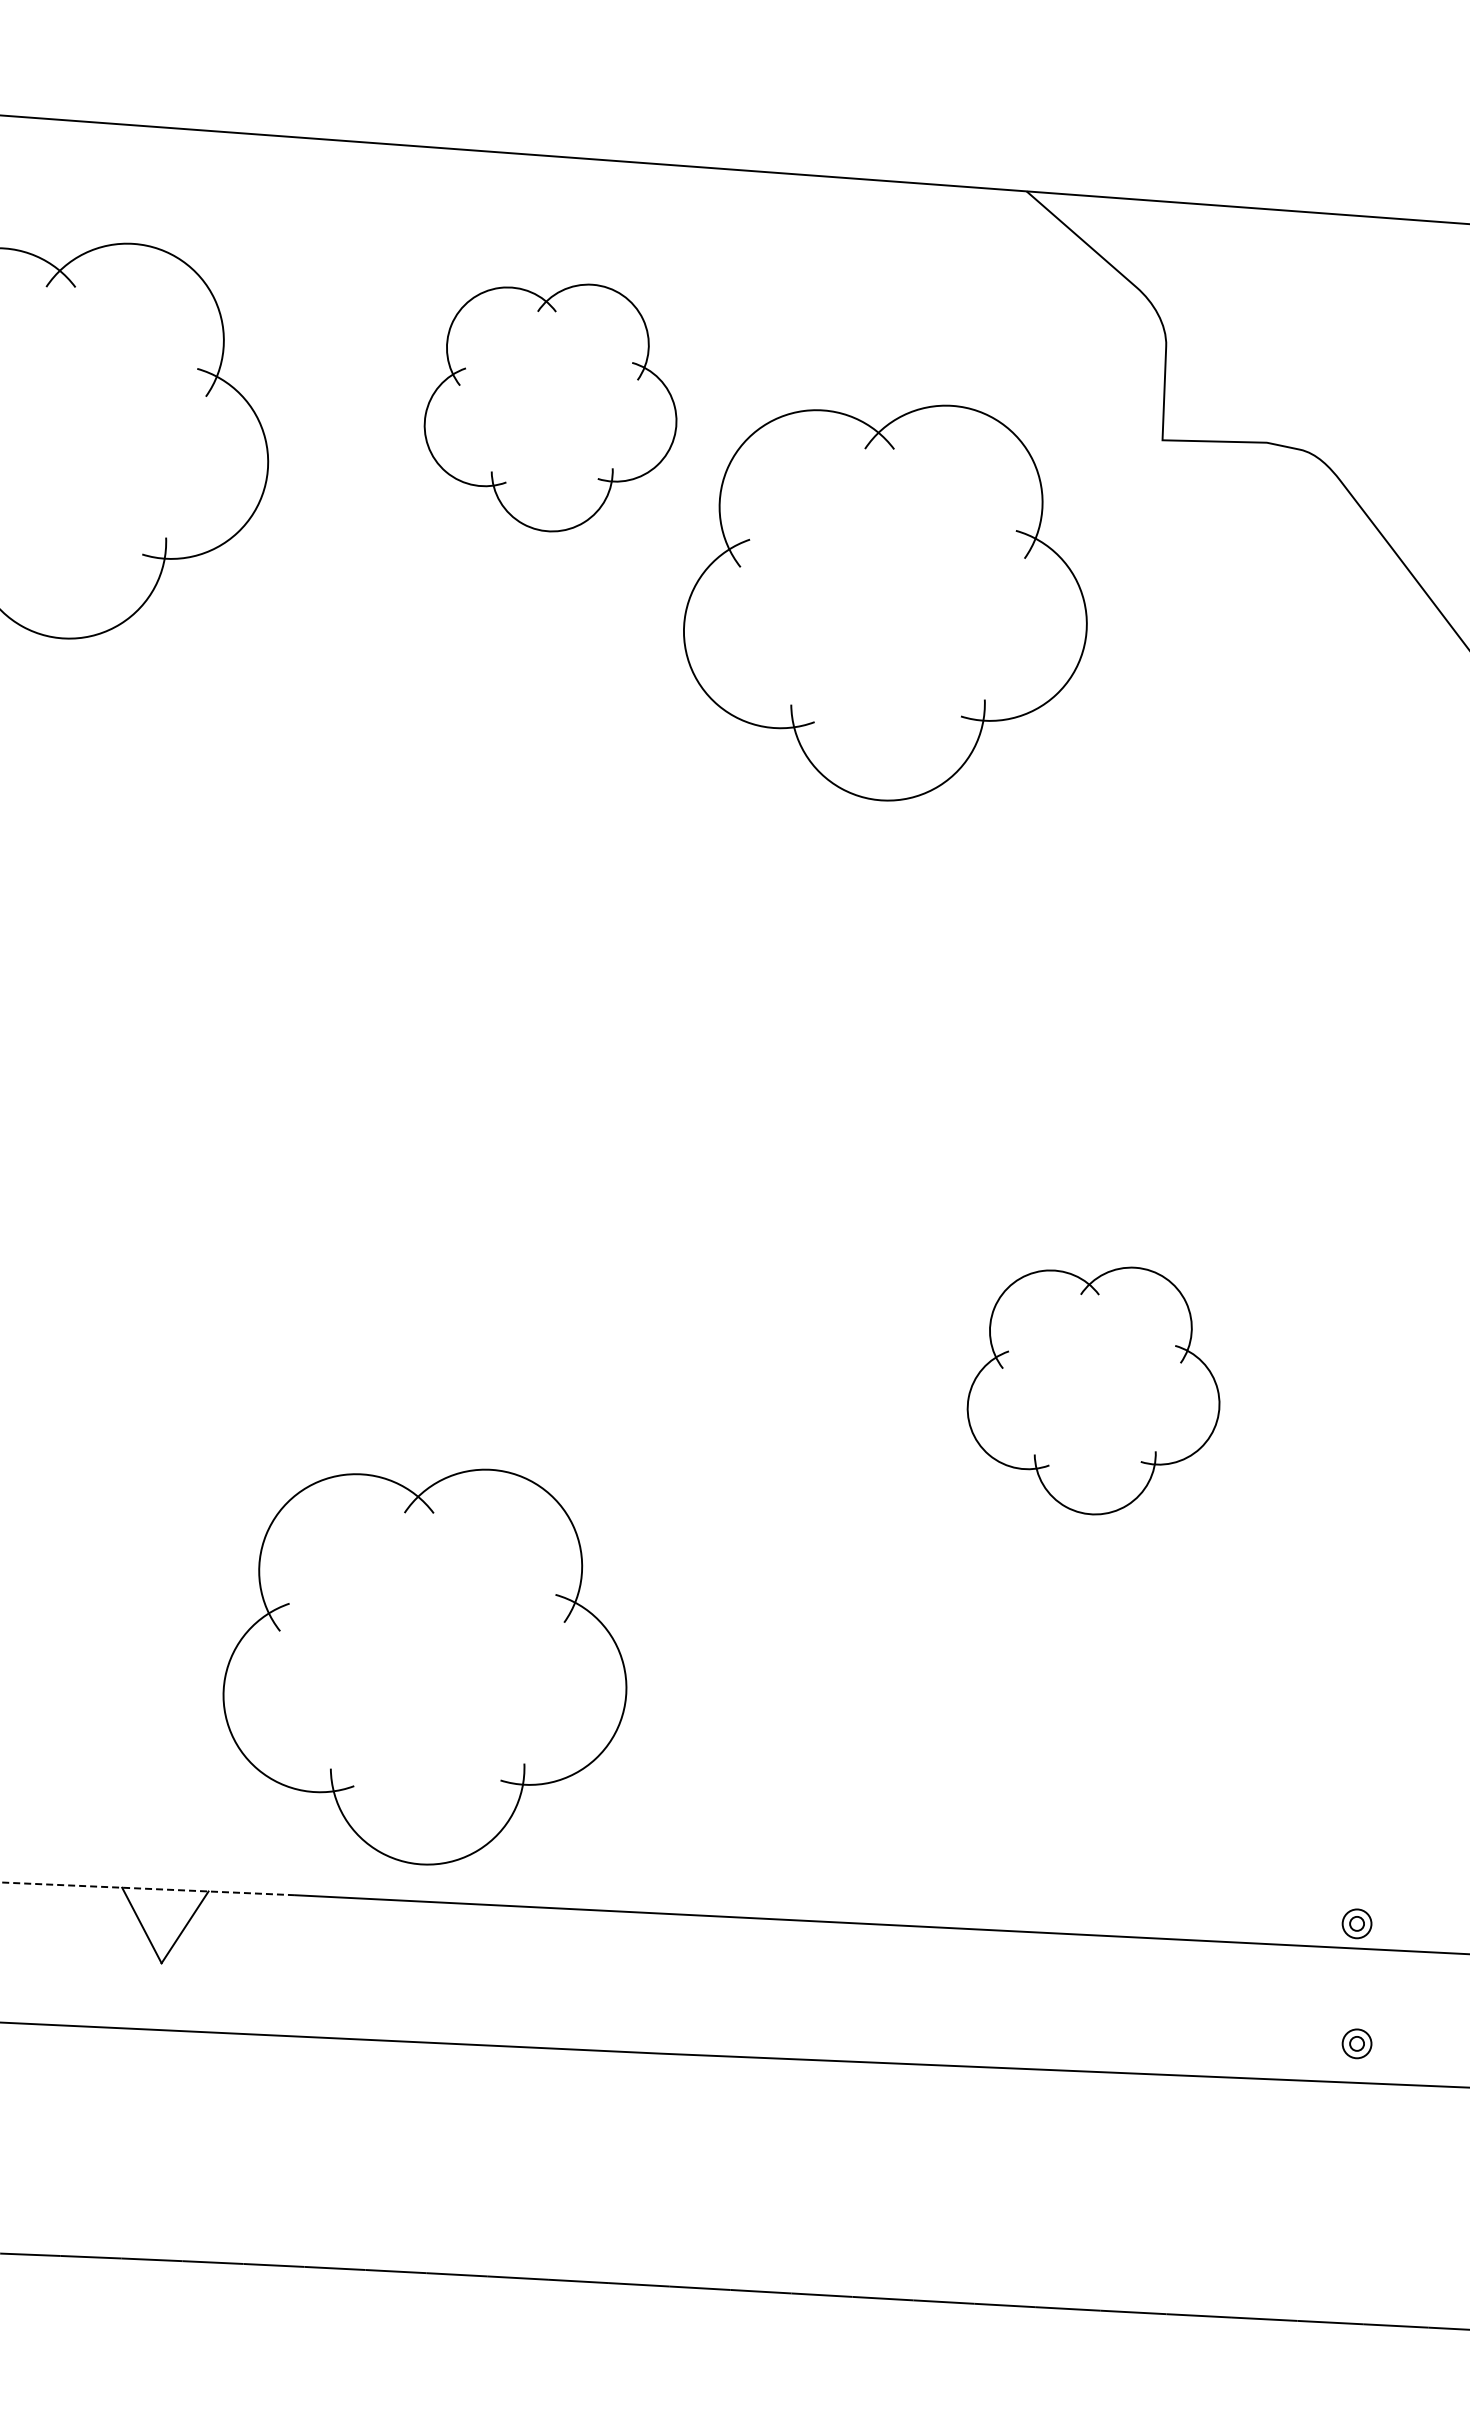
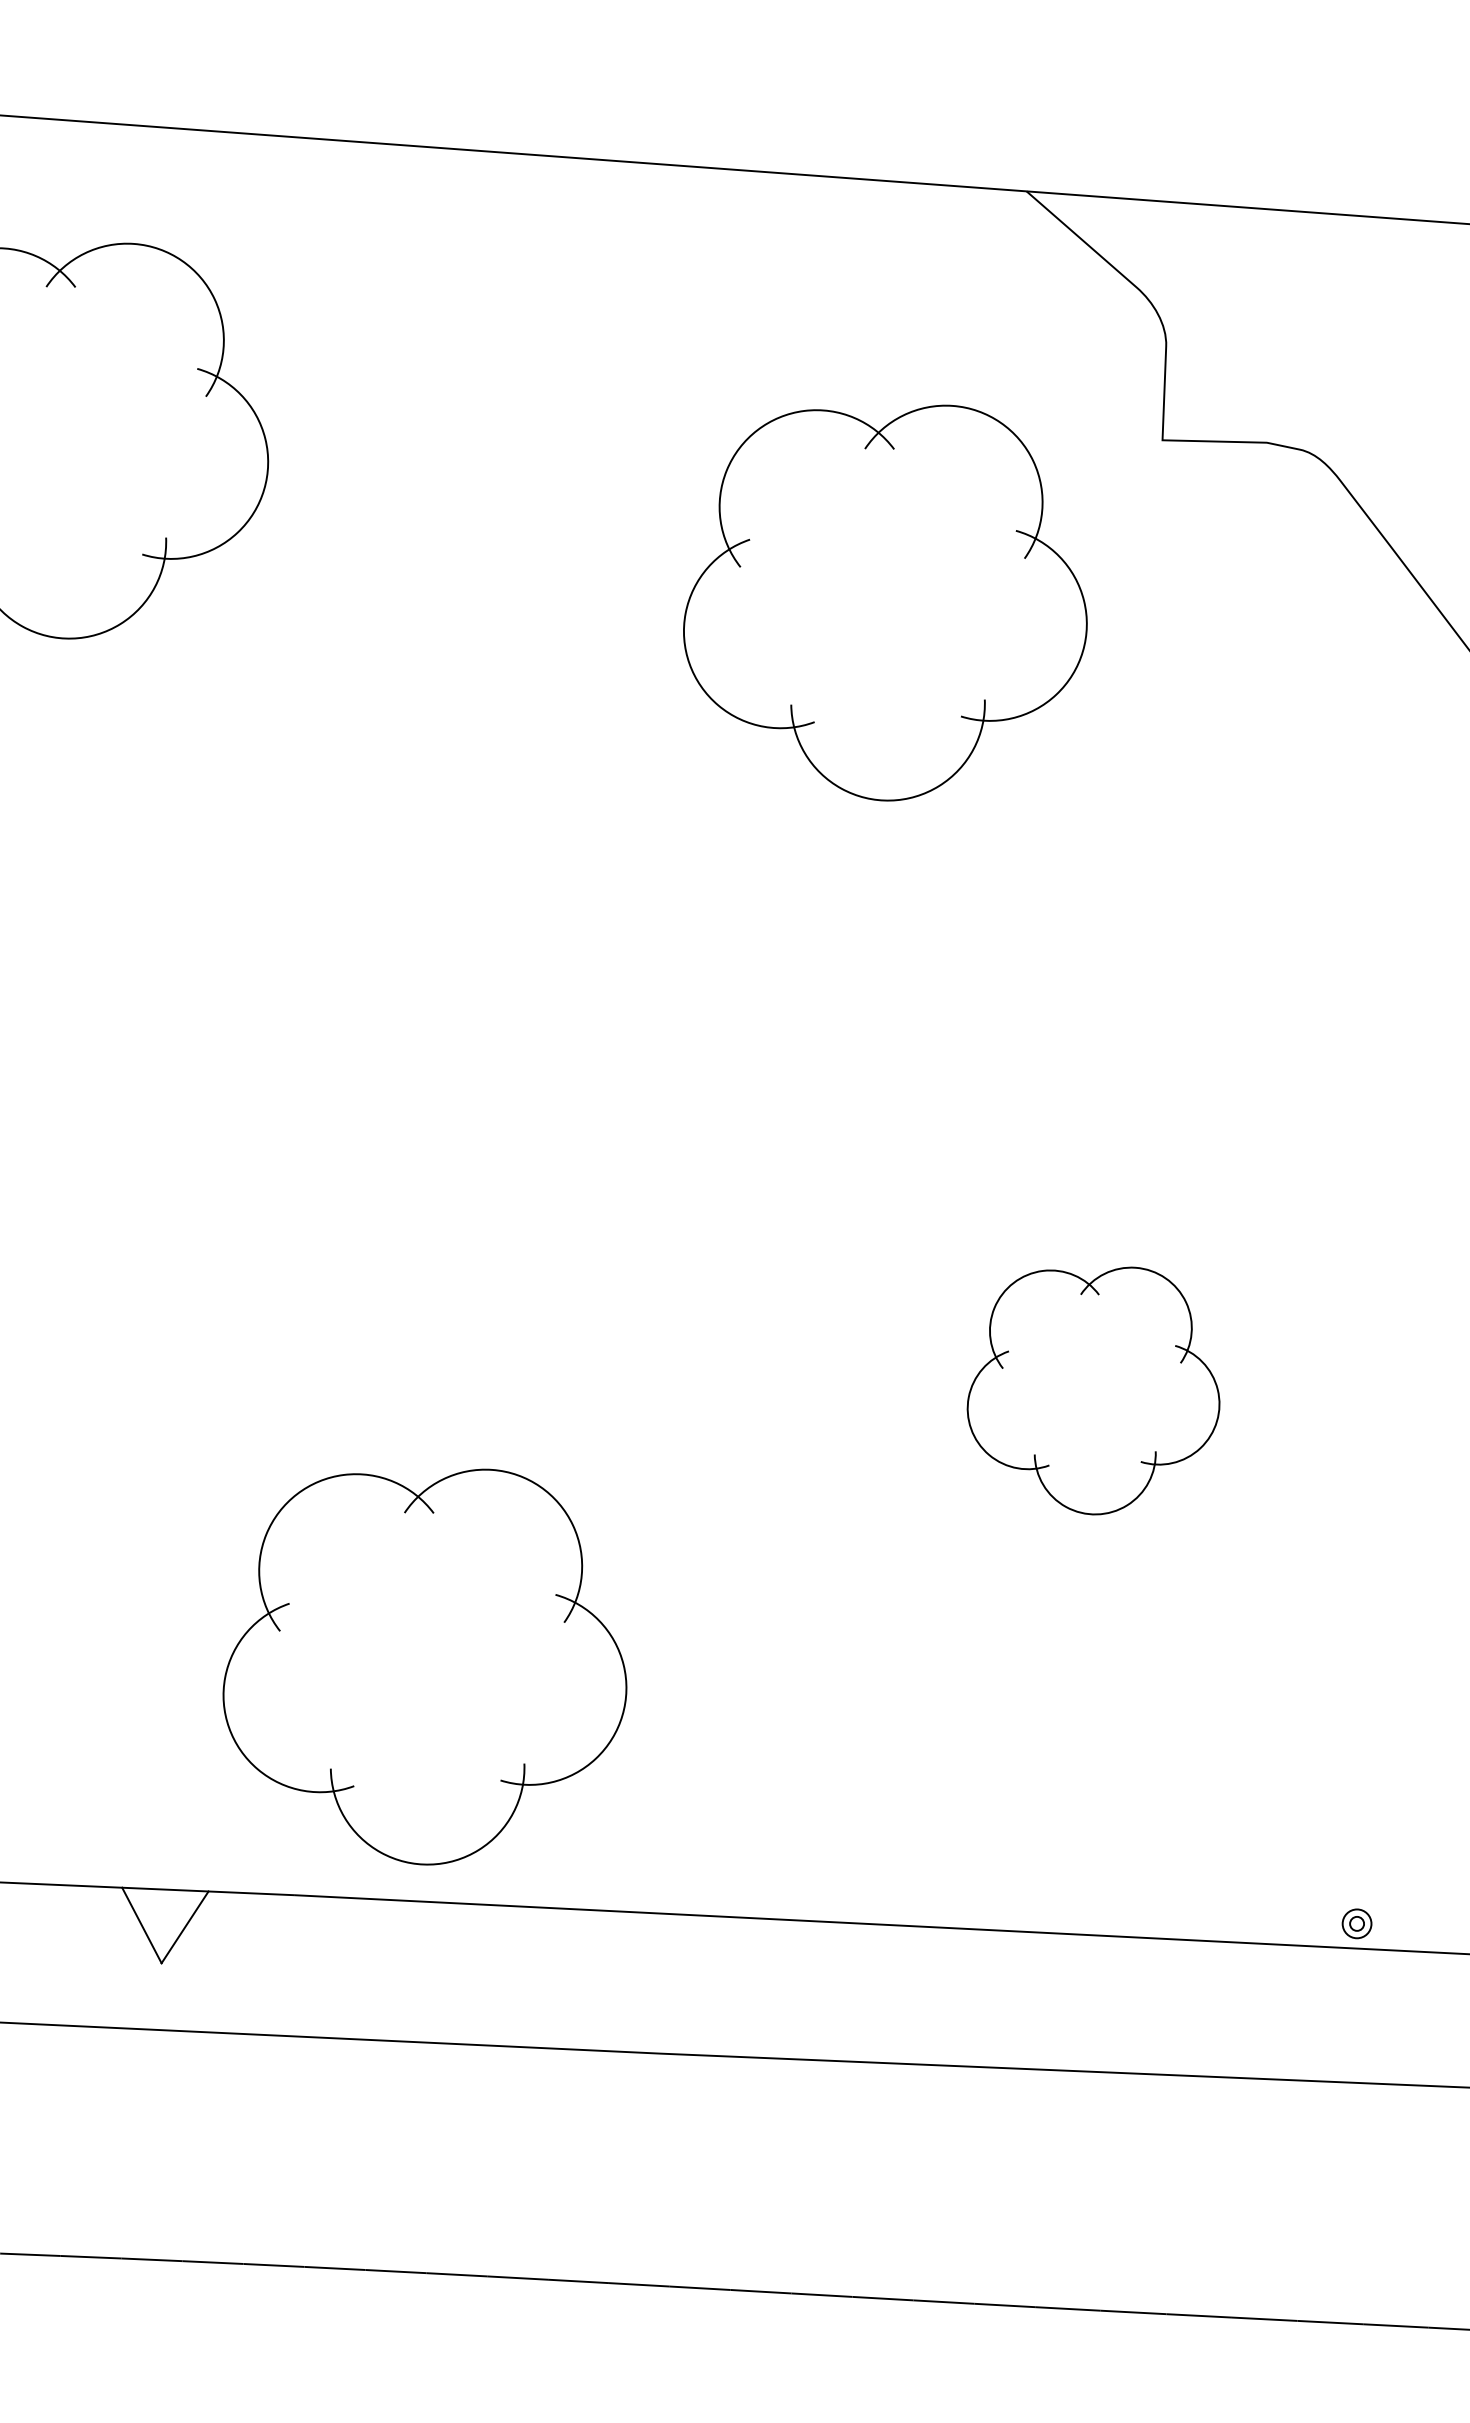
part: present -> none (550, 407)
line: dashed -> solid (147, 1888)
part: present -> none (1356, 2043)
